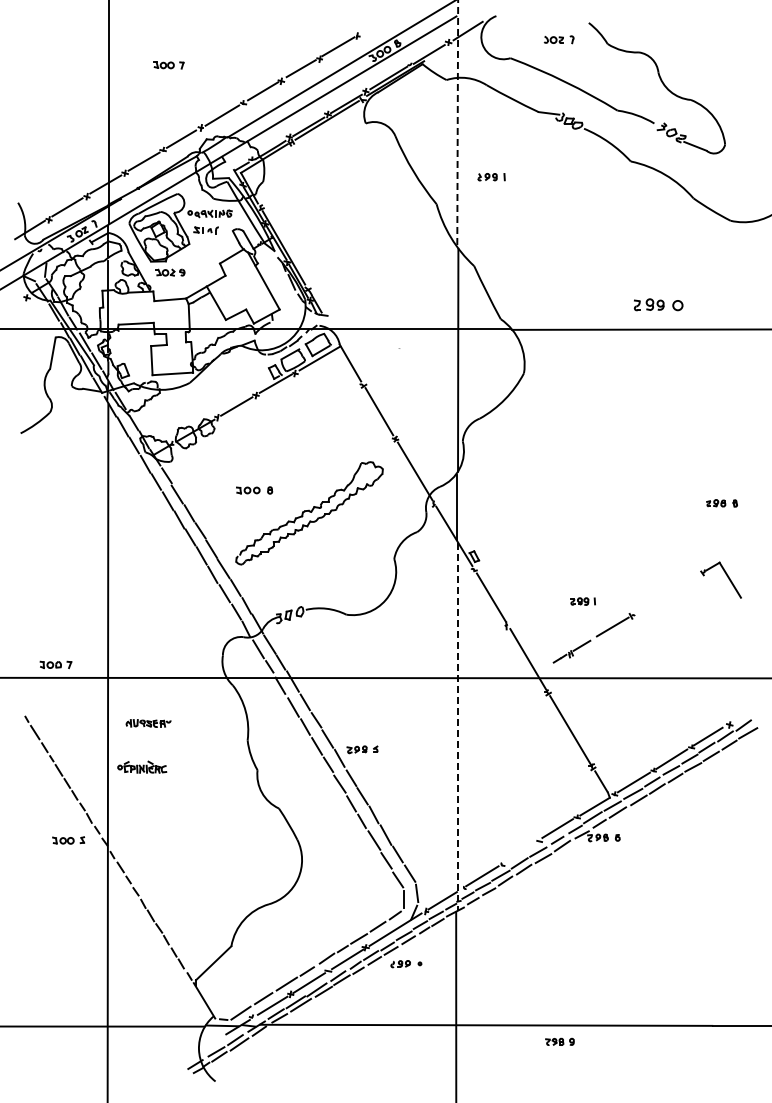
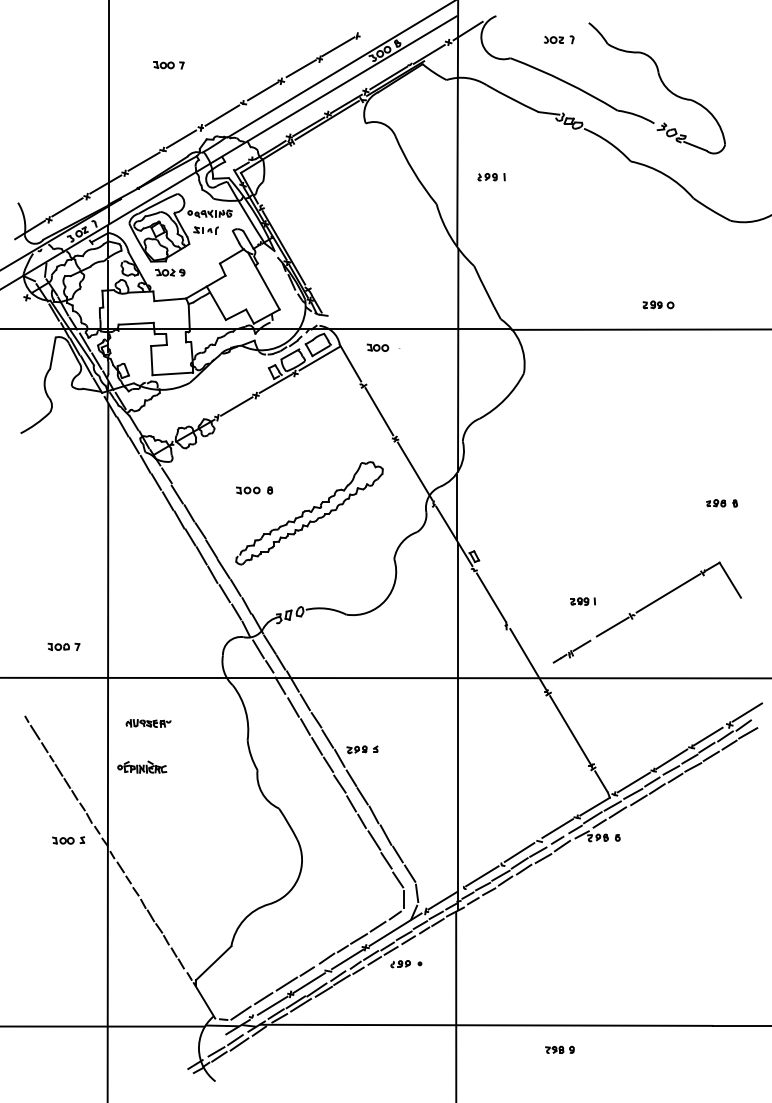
line: dashed -> solid (457, 123)
part size: 51x14 px -> 33x10 px (658, 304)
part: none -> present (377, 347)
line: none -> present (668, 593)
part position: (55, 664) -> (63, 646) (63, 646)
line: none -> present (747, 712)
line: dashed -> solid (457, 726)
line: none -> present (519, 852)
part position: (559, 1041) -> (559, 1049) (559, 1049)
